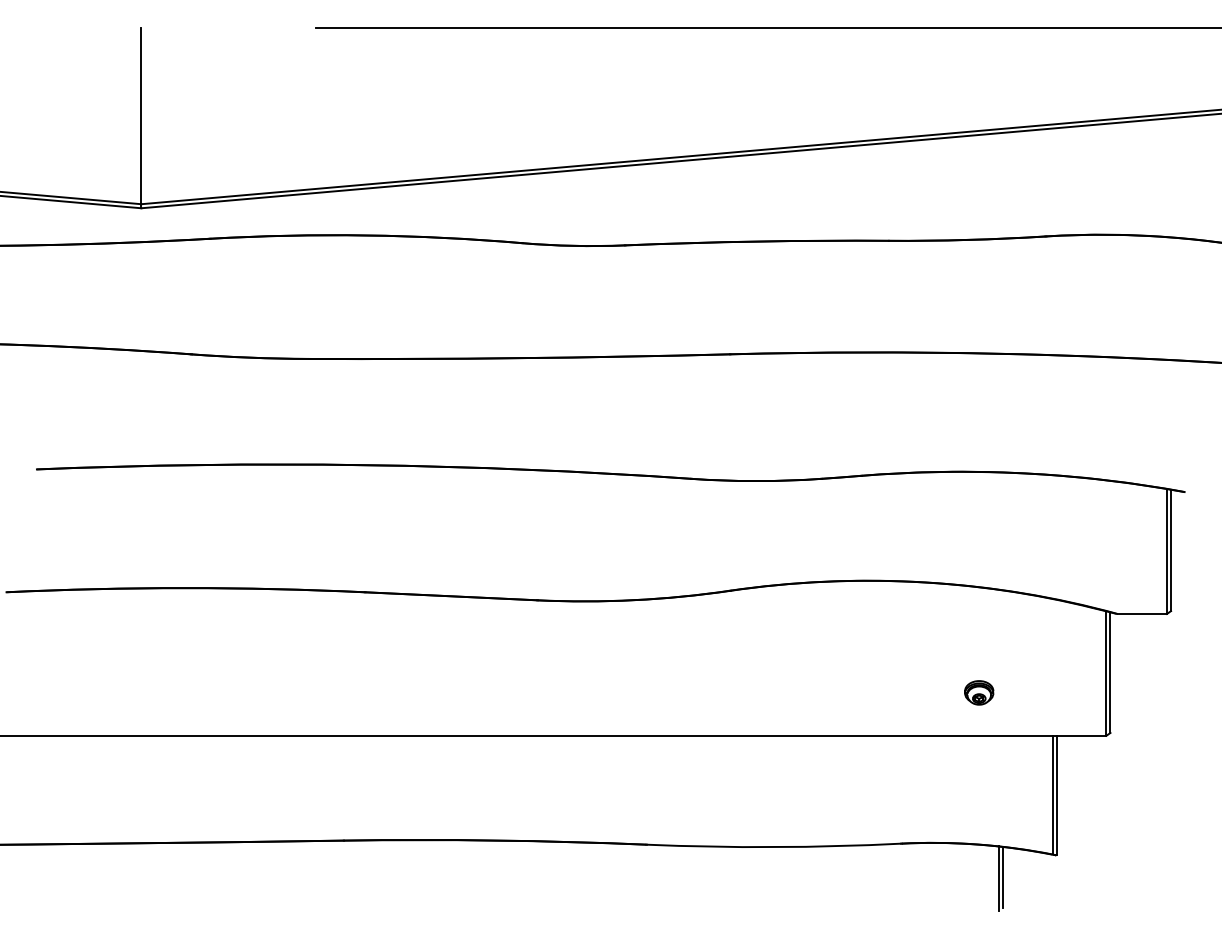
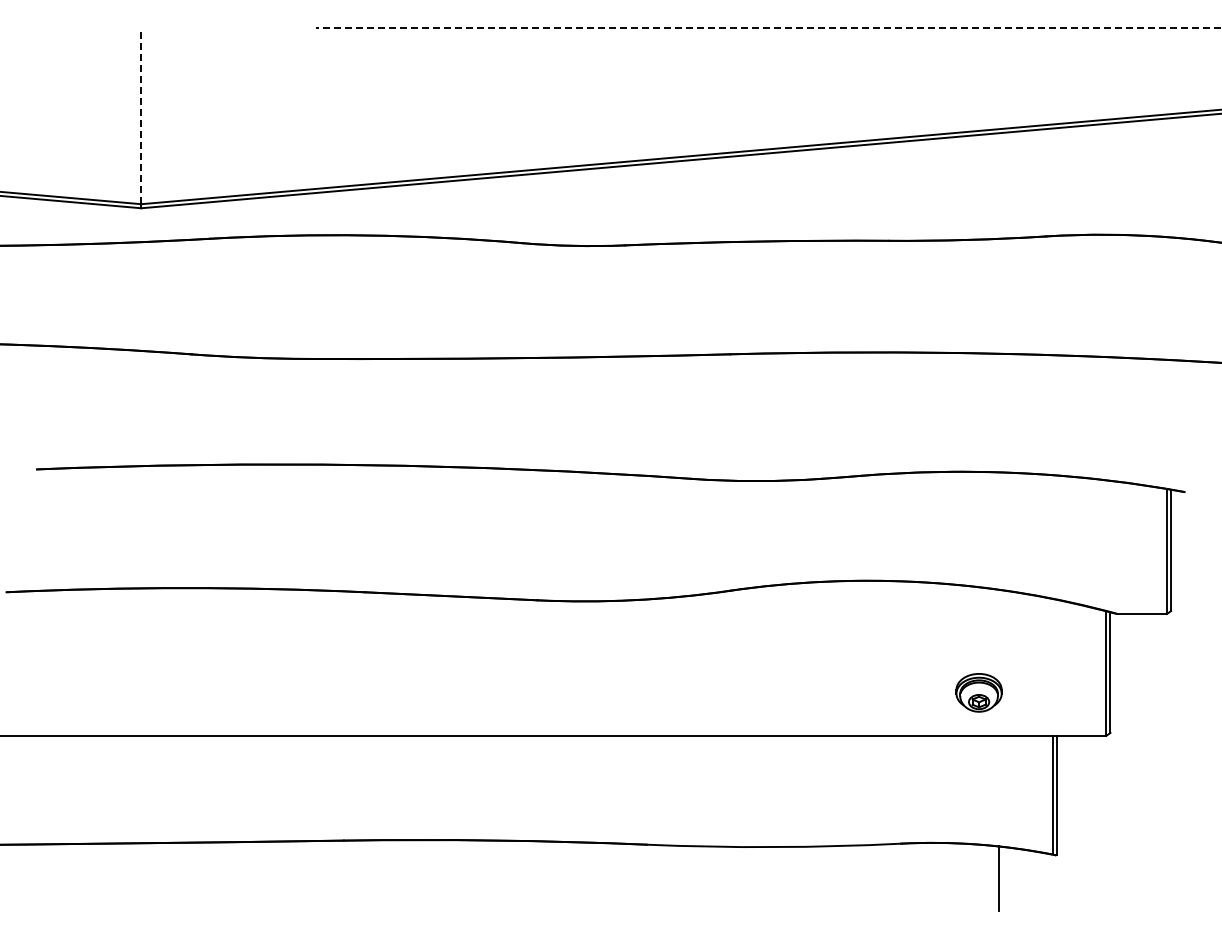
line: solid -> dashed (768, 27)
line: solid -> dashed (141, 115)
part size: 31x26 px -> 48x40 px (978, 692)
line: present -> none (1002, 877)
